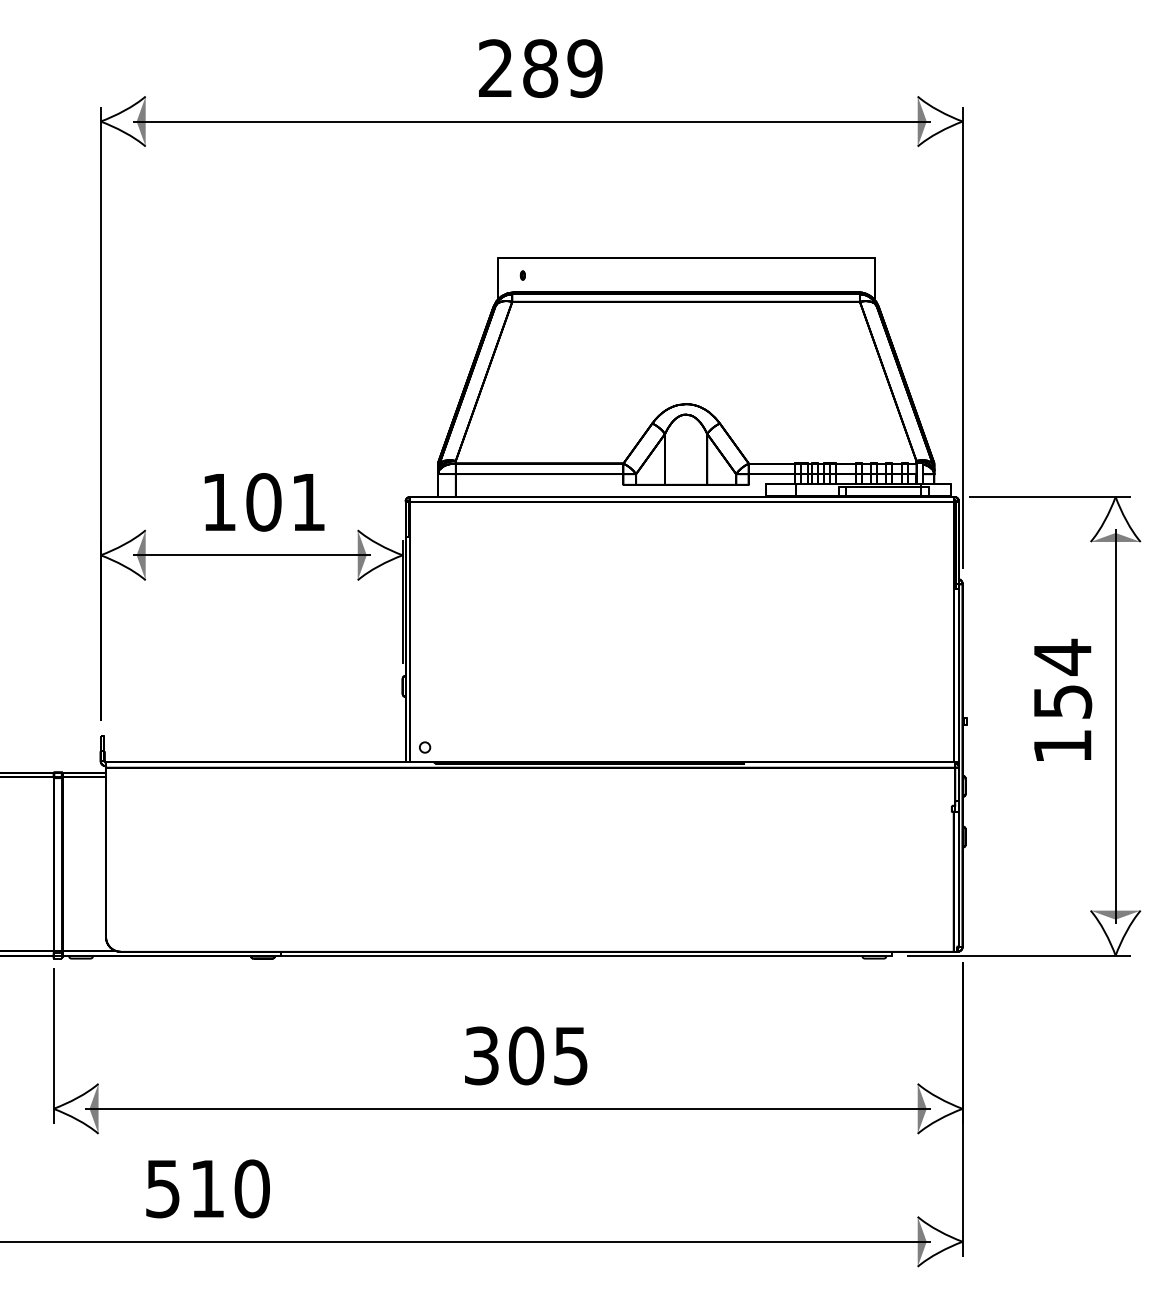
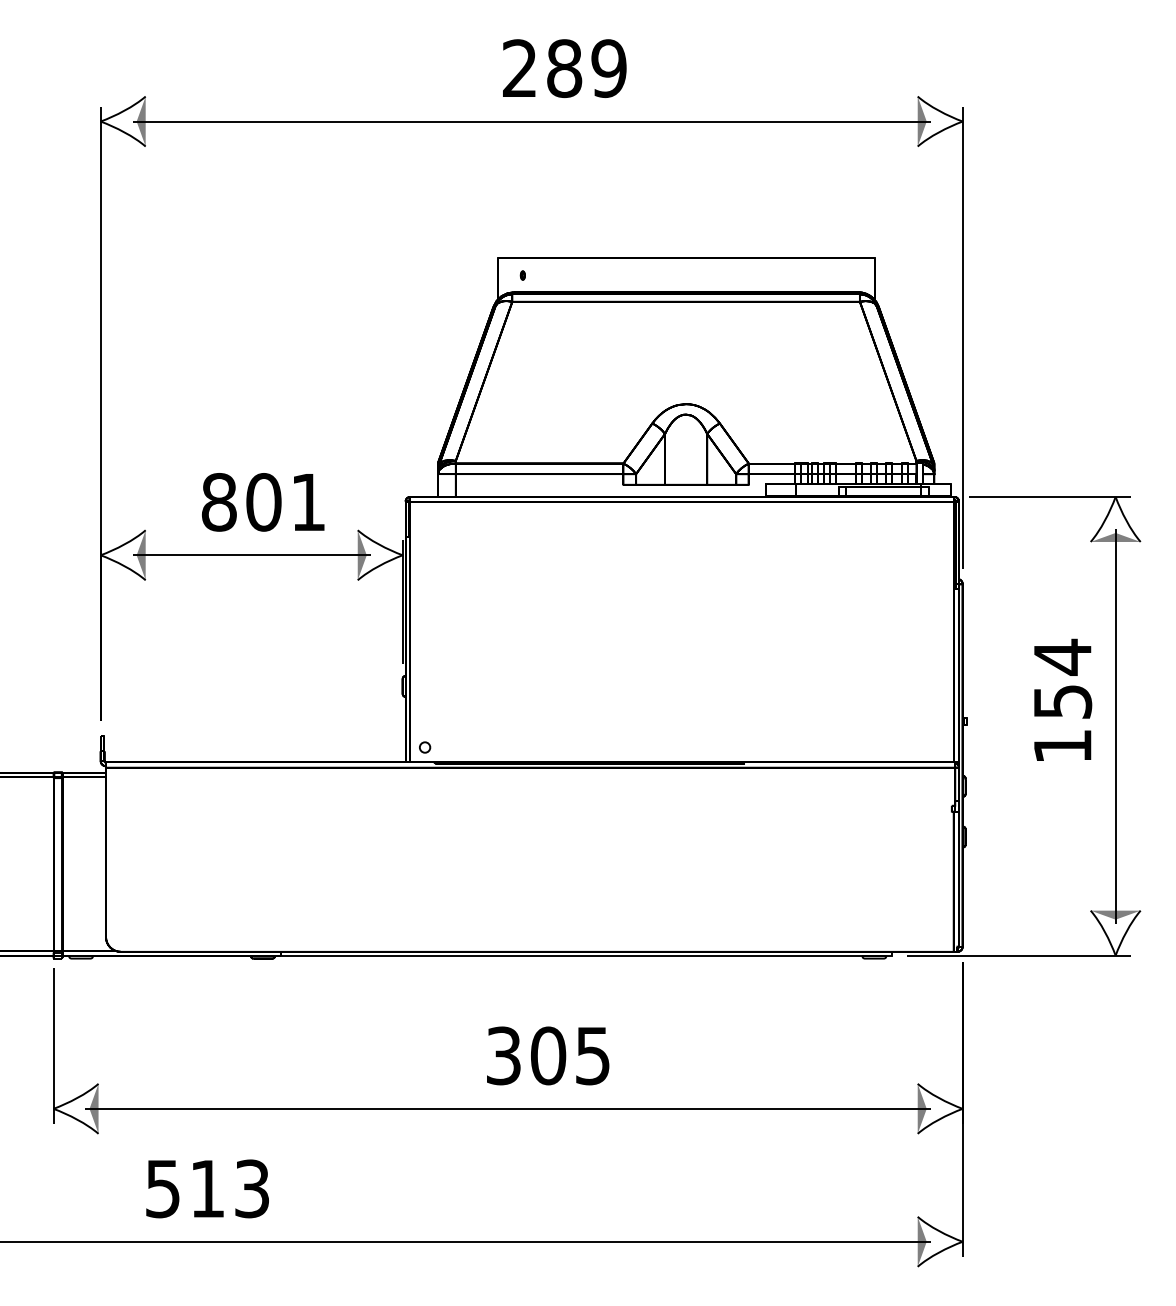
text position: (540, 68) -> (564, 68) (564, 68)
text: 101 -> 801 (218, 502)
text position: (526, 1055) -> (548, 1055) (548, 1055)
text: 510 -> 513 (251, 1188)
